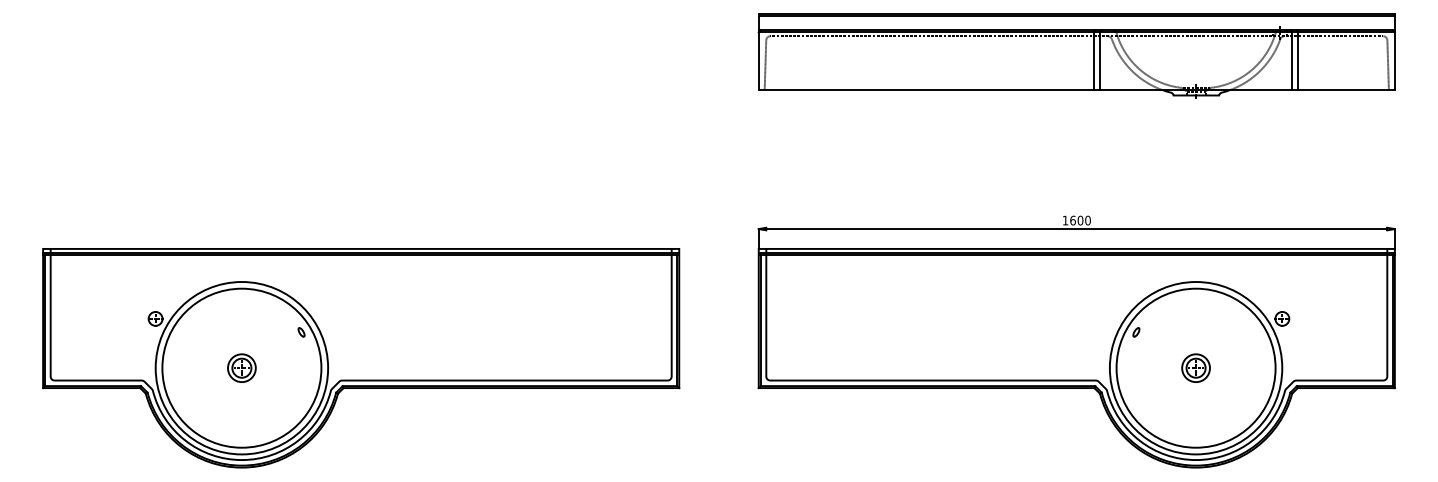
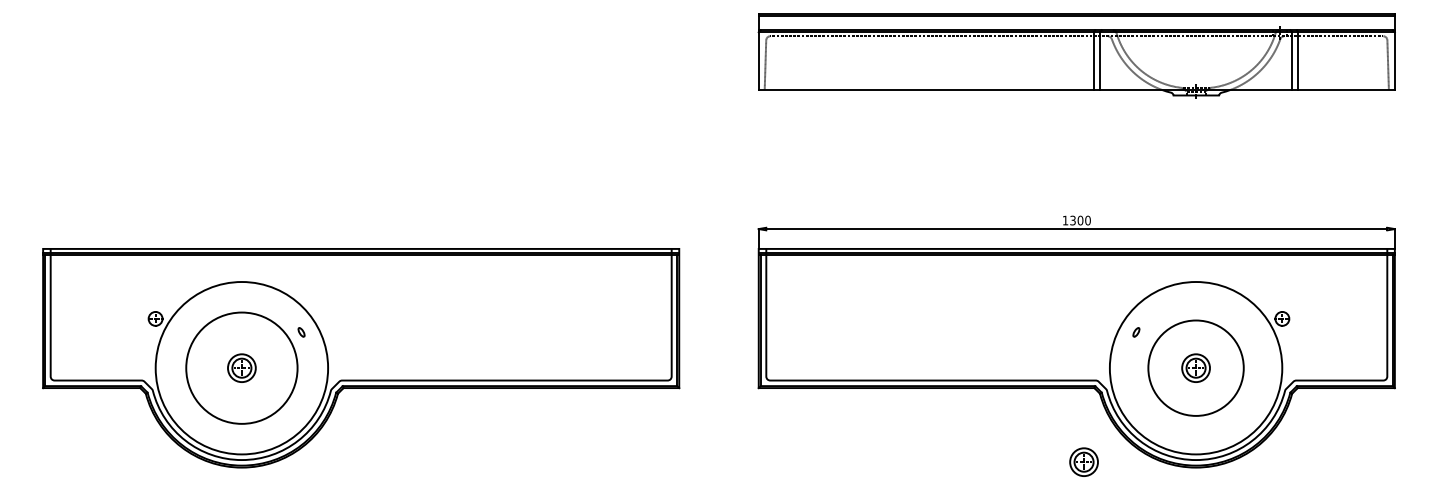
text: 1600 -> 1300 (1072, 220)
circle diameter: 159 px -> 111 px (241, 367)
circle diameter: 159 px -> 95 px (1195, 367)
part: none -> present (1083, 461)
